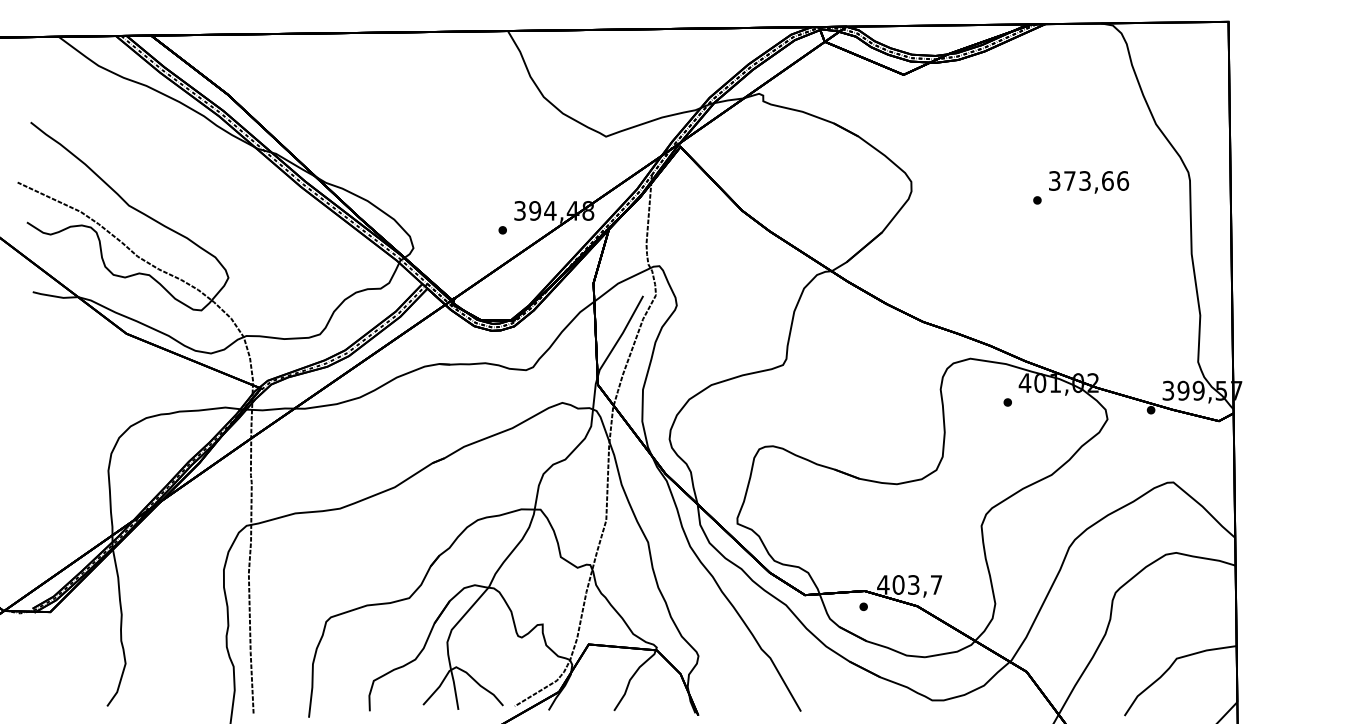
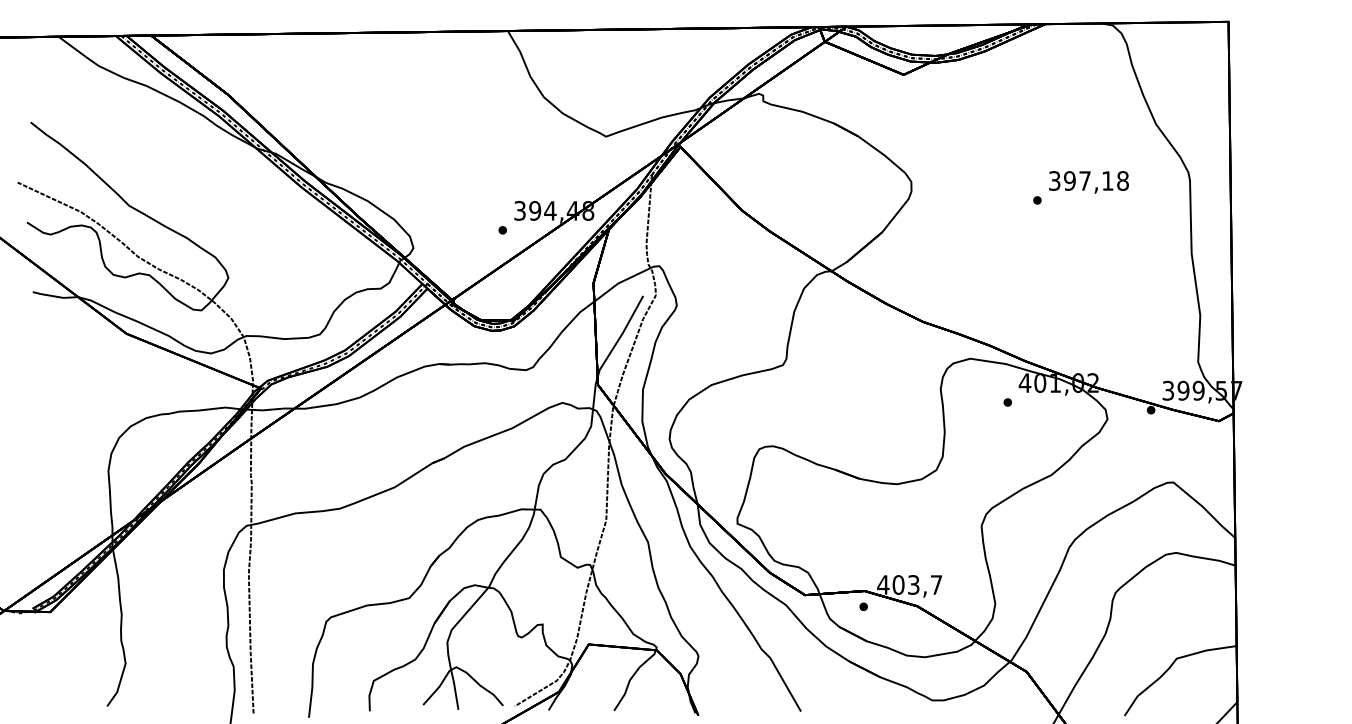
text: 373,66 -> 397,18 (1096, 180)
